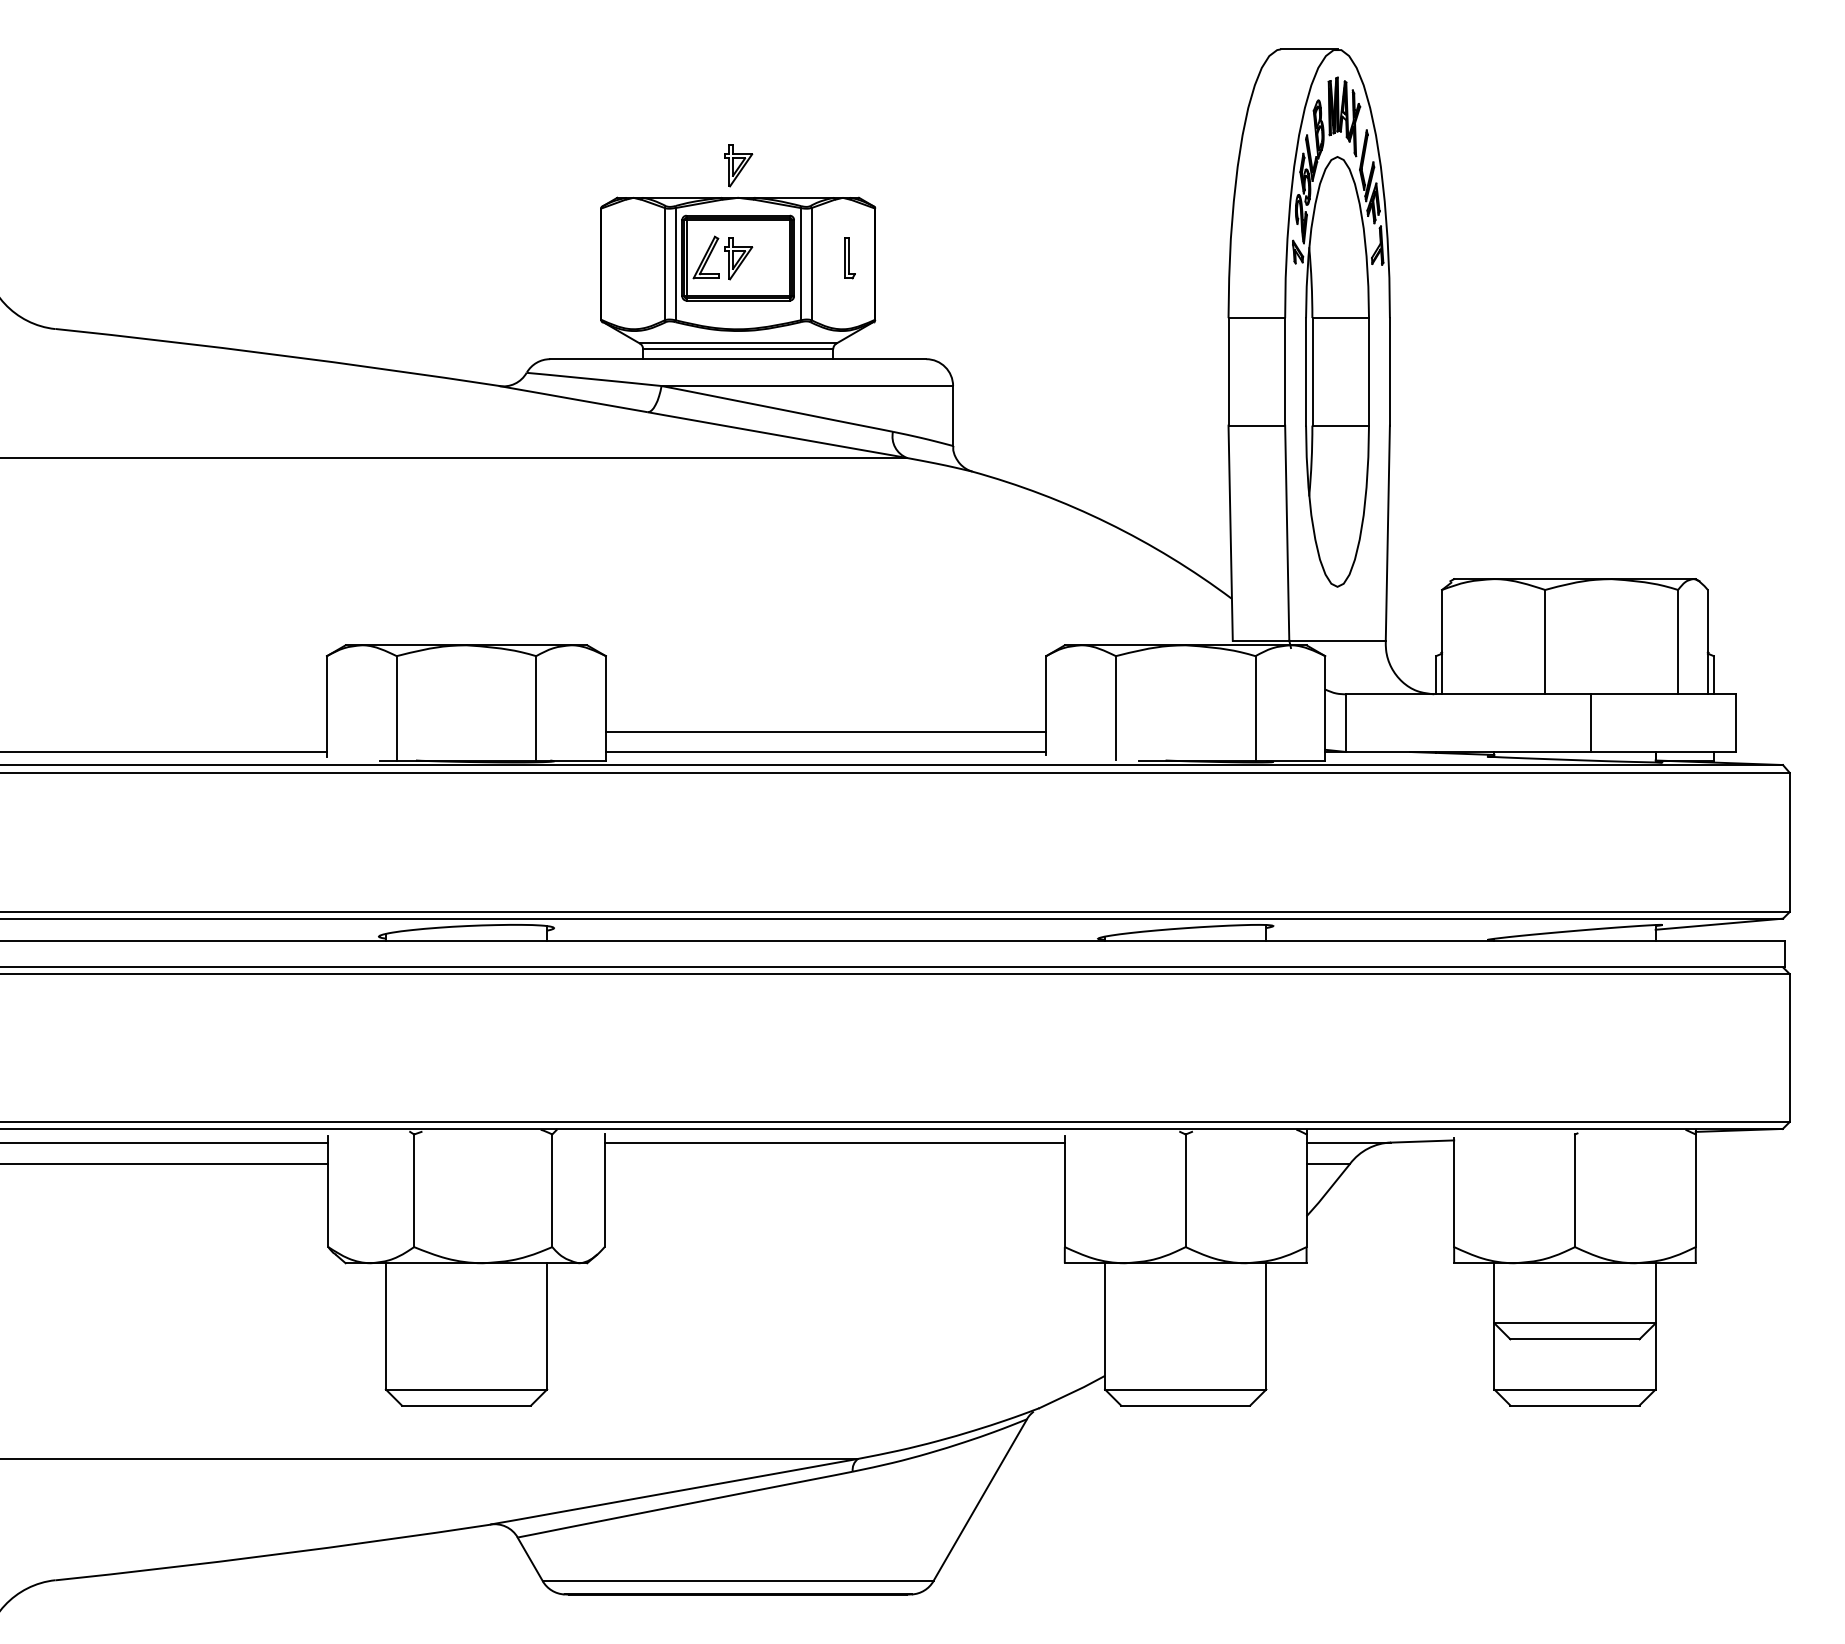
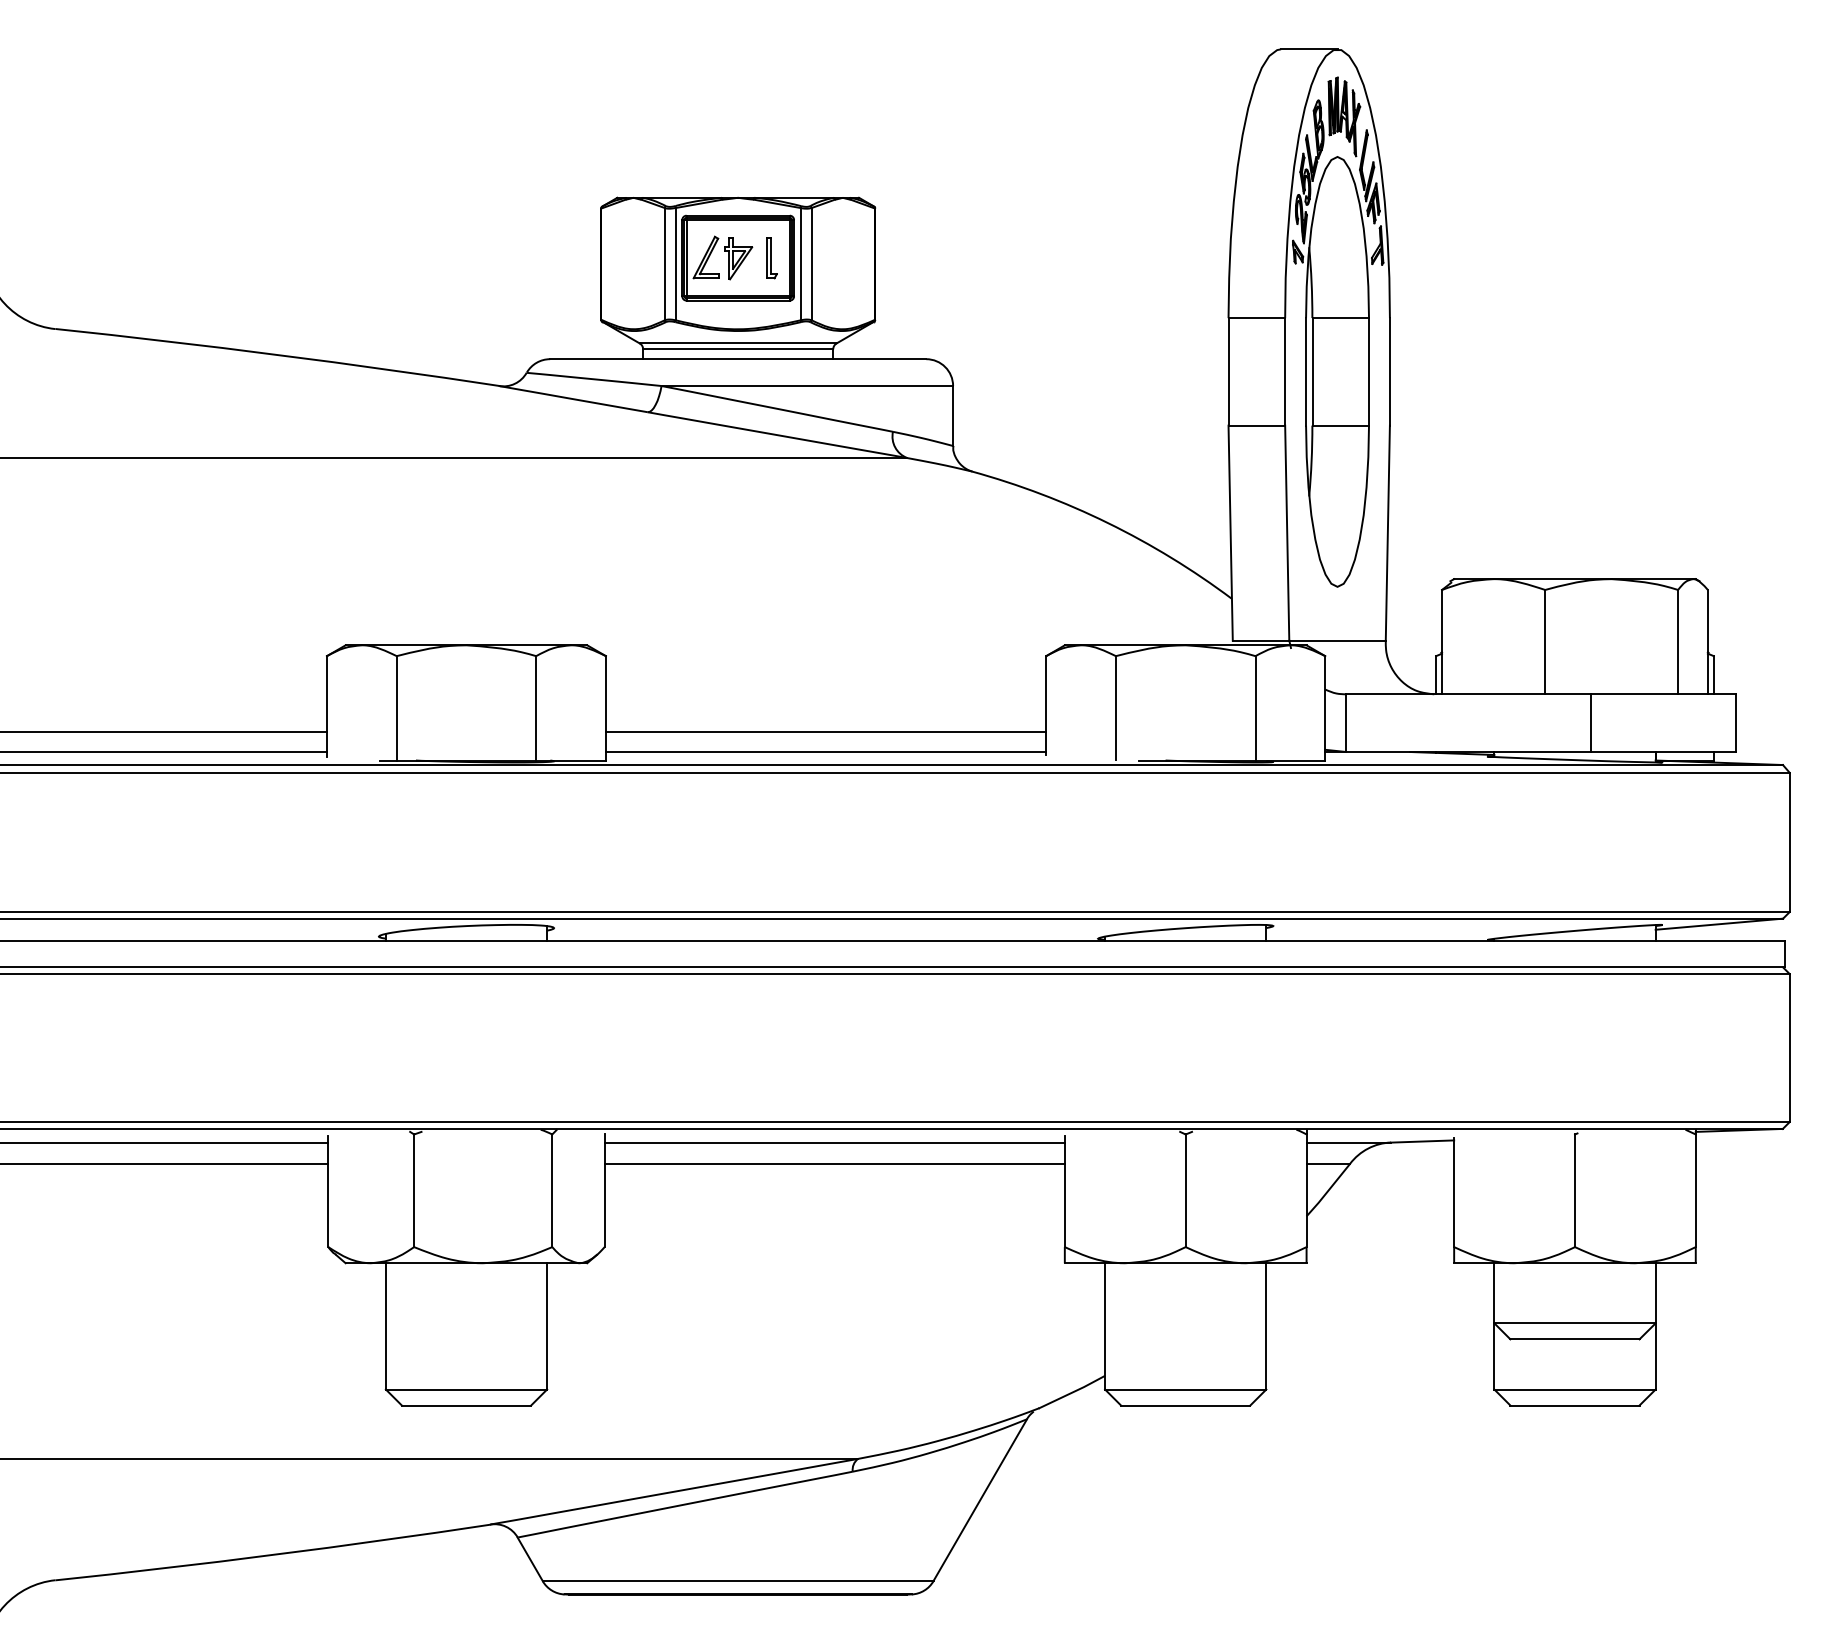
part: present -> none (738, 165)
part position: (849, 258) -> (771, 258) (771, 258)
line: none -> present (164, 732)
line: none -> present (834, 1163)
